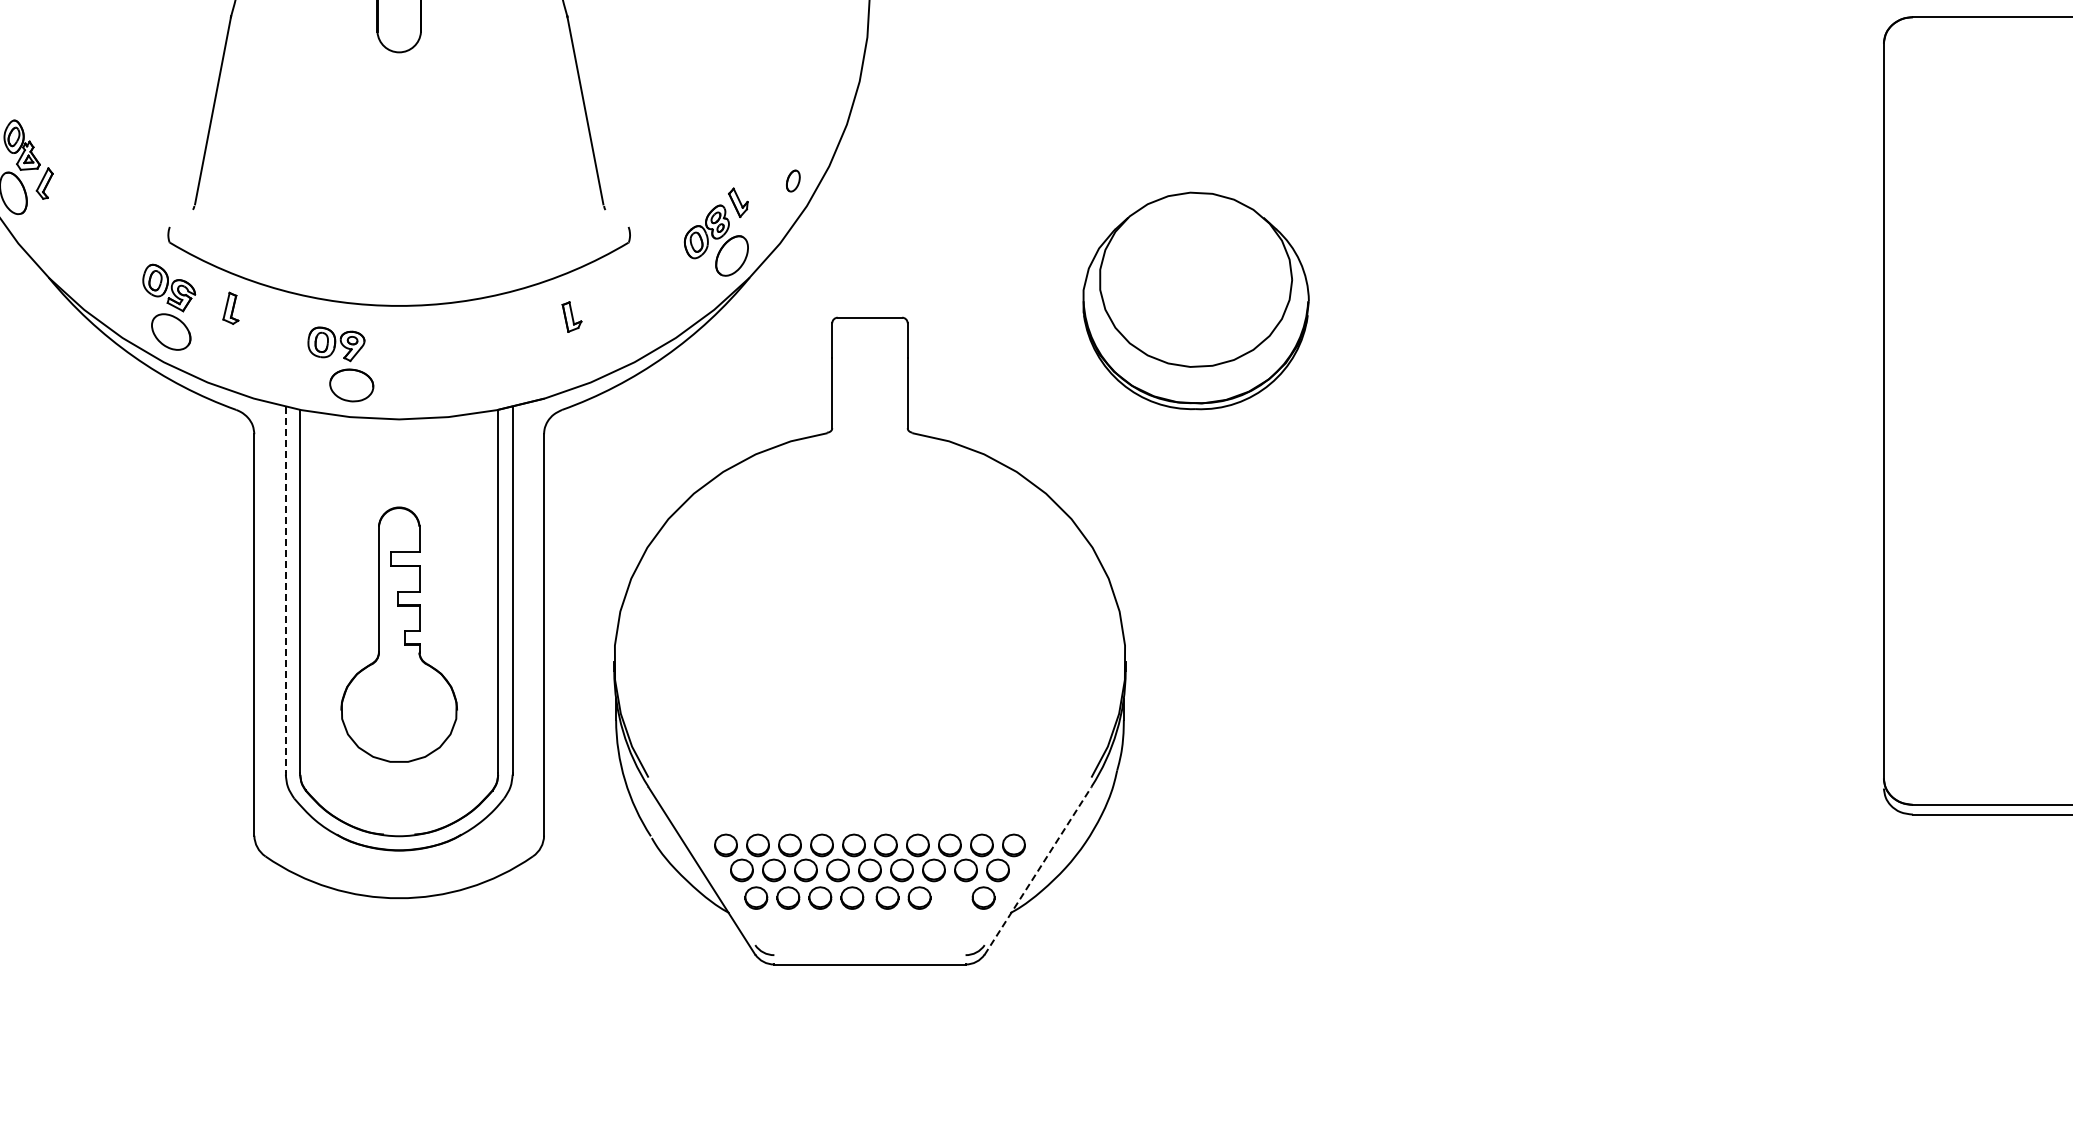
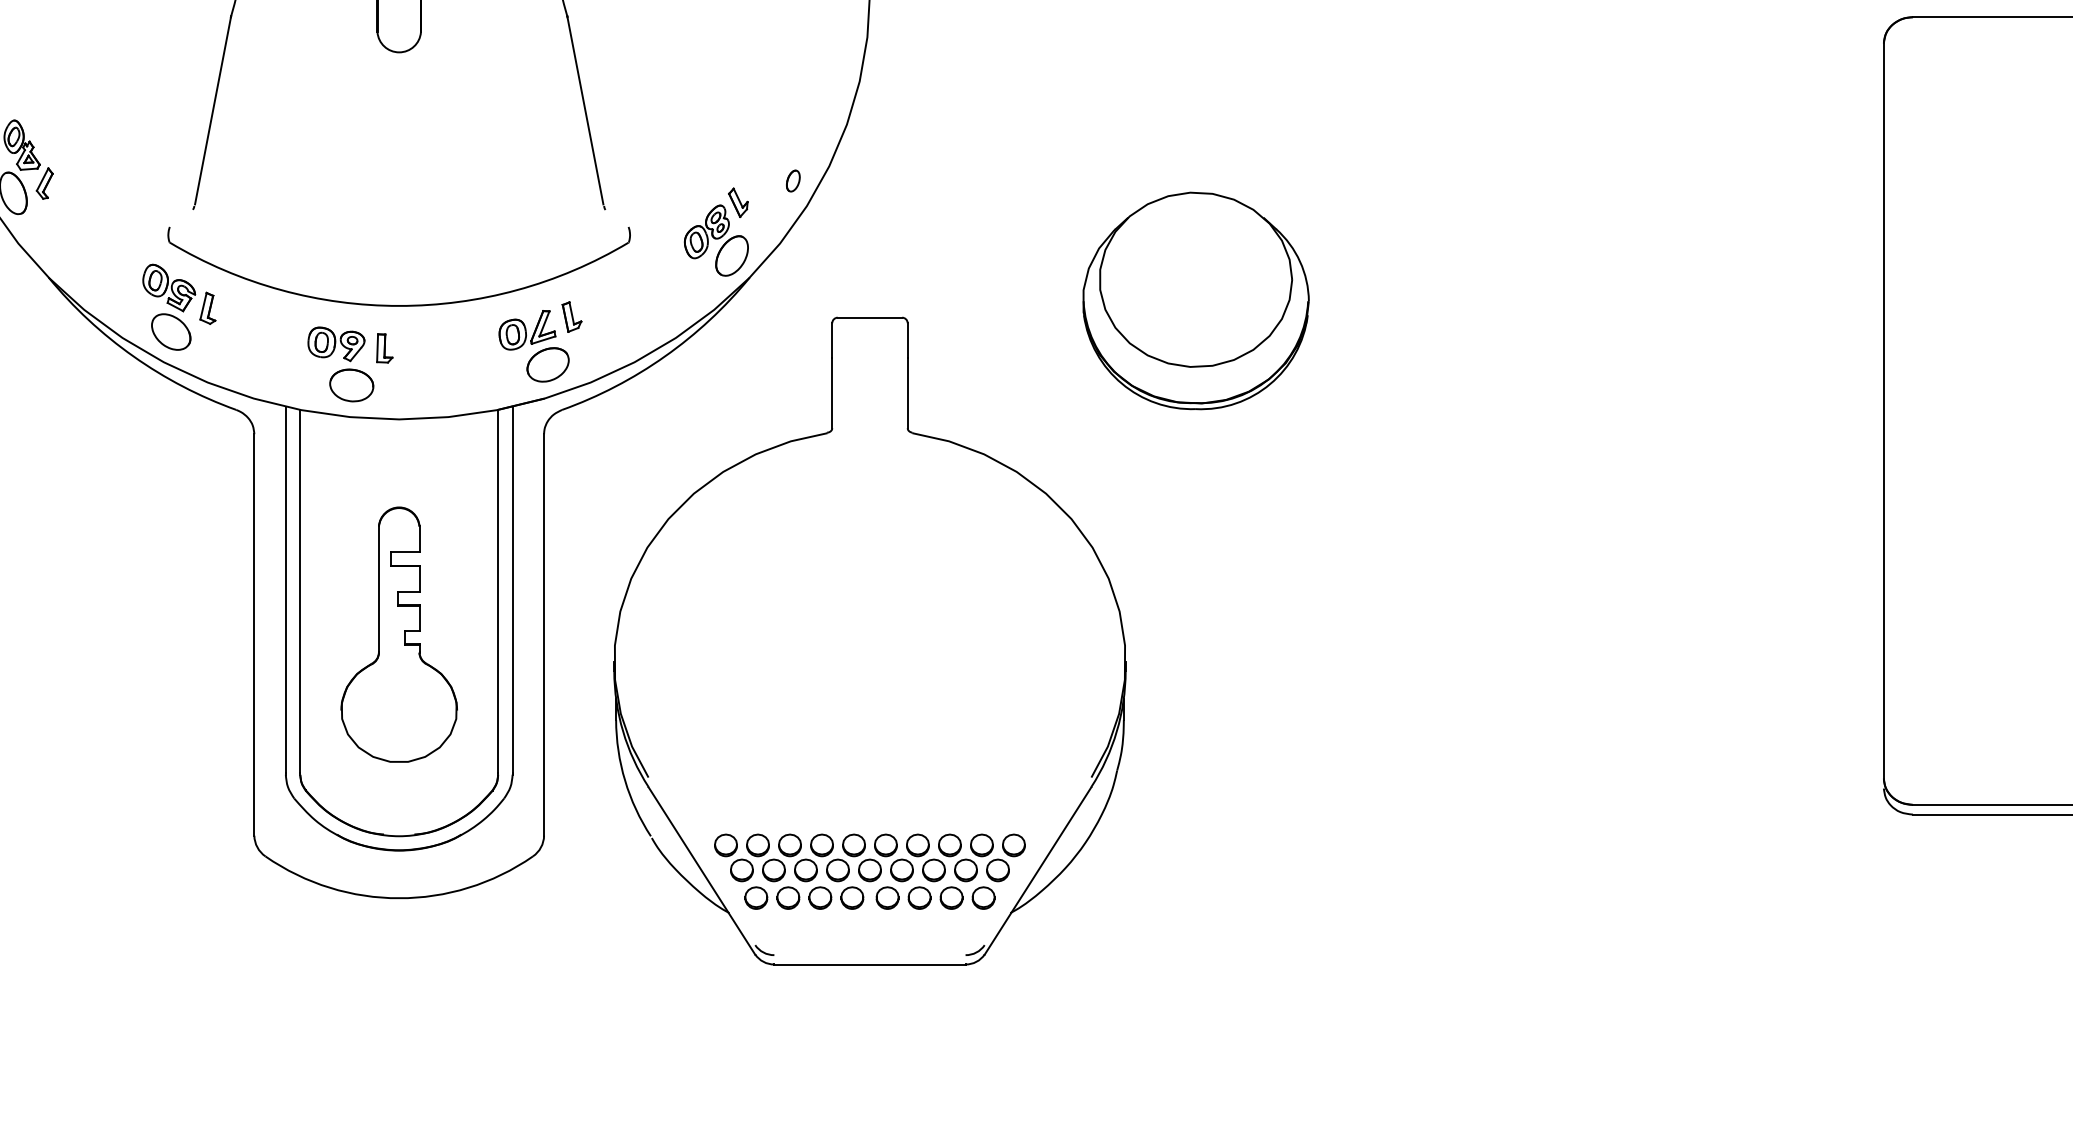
part position: (230, 307) -> (207, 307) (207, 307)
part: none -> present (533, 346)
part: none -> present (384, 348)
line: dashed -> solid (285, 590)
line: dashed -> solid (1038, 870)
part: none -> present (951, 897)
